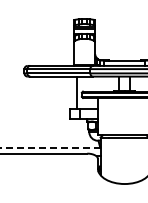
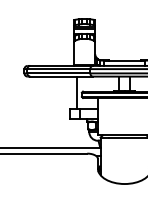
line: dashed -> solid (49, 147)
